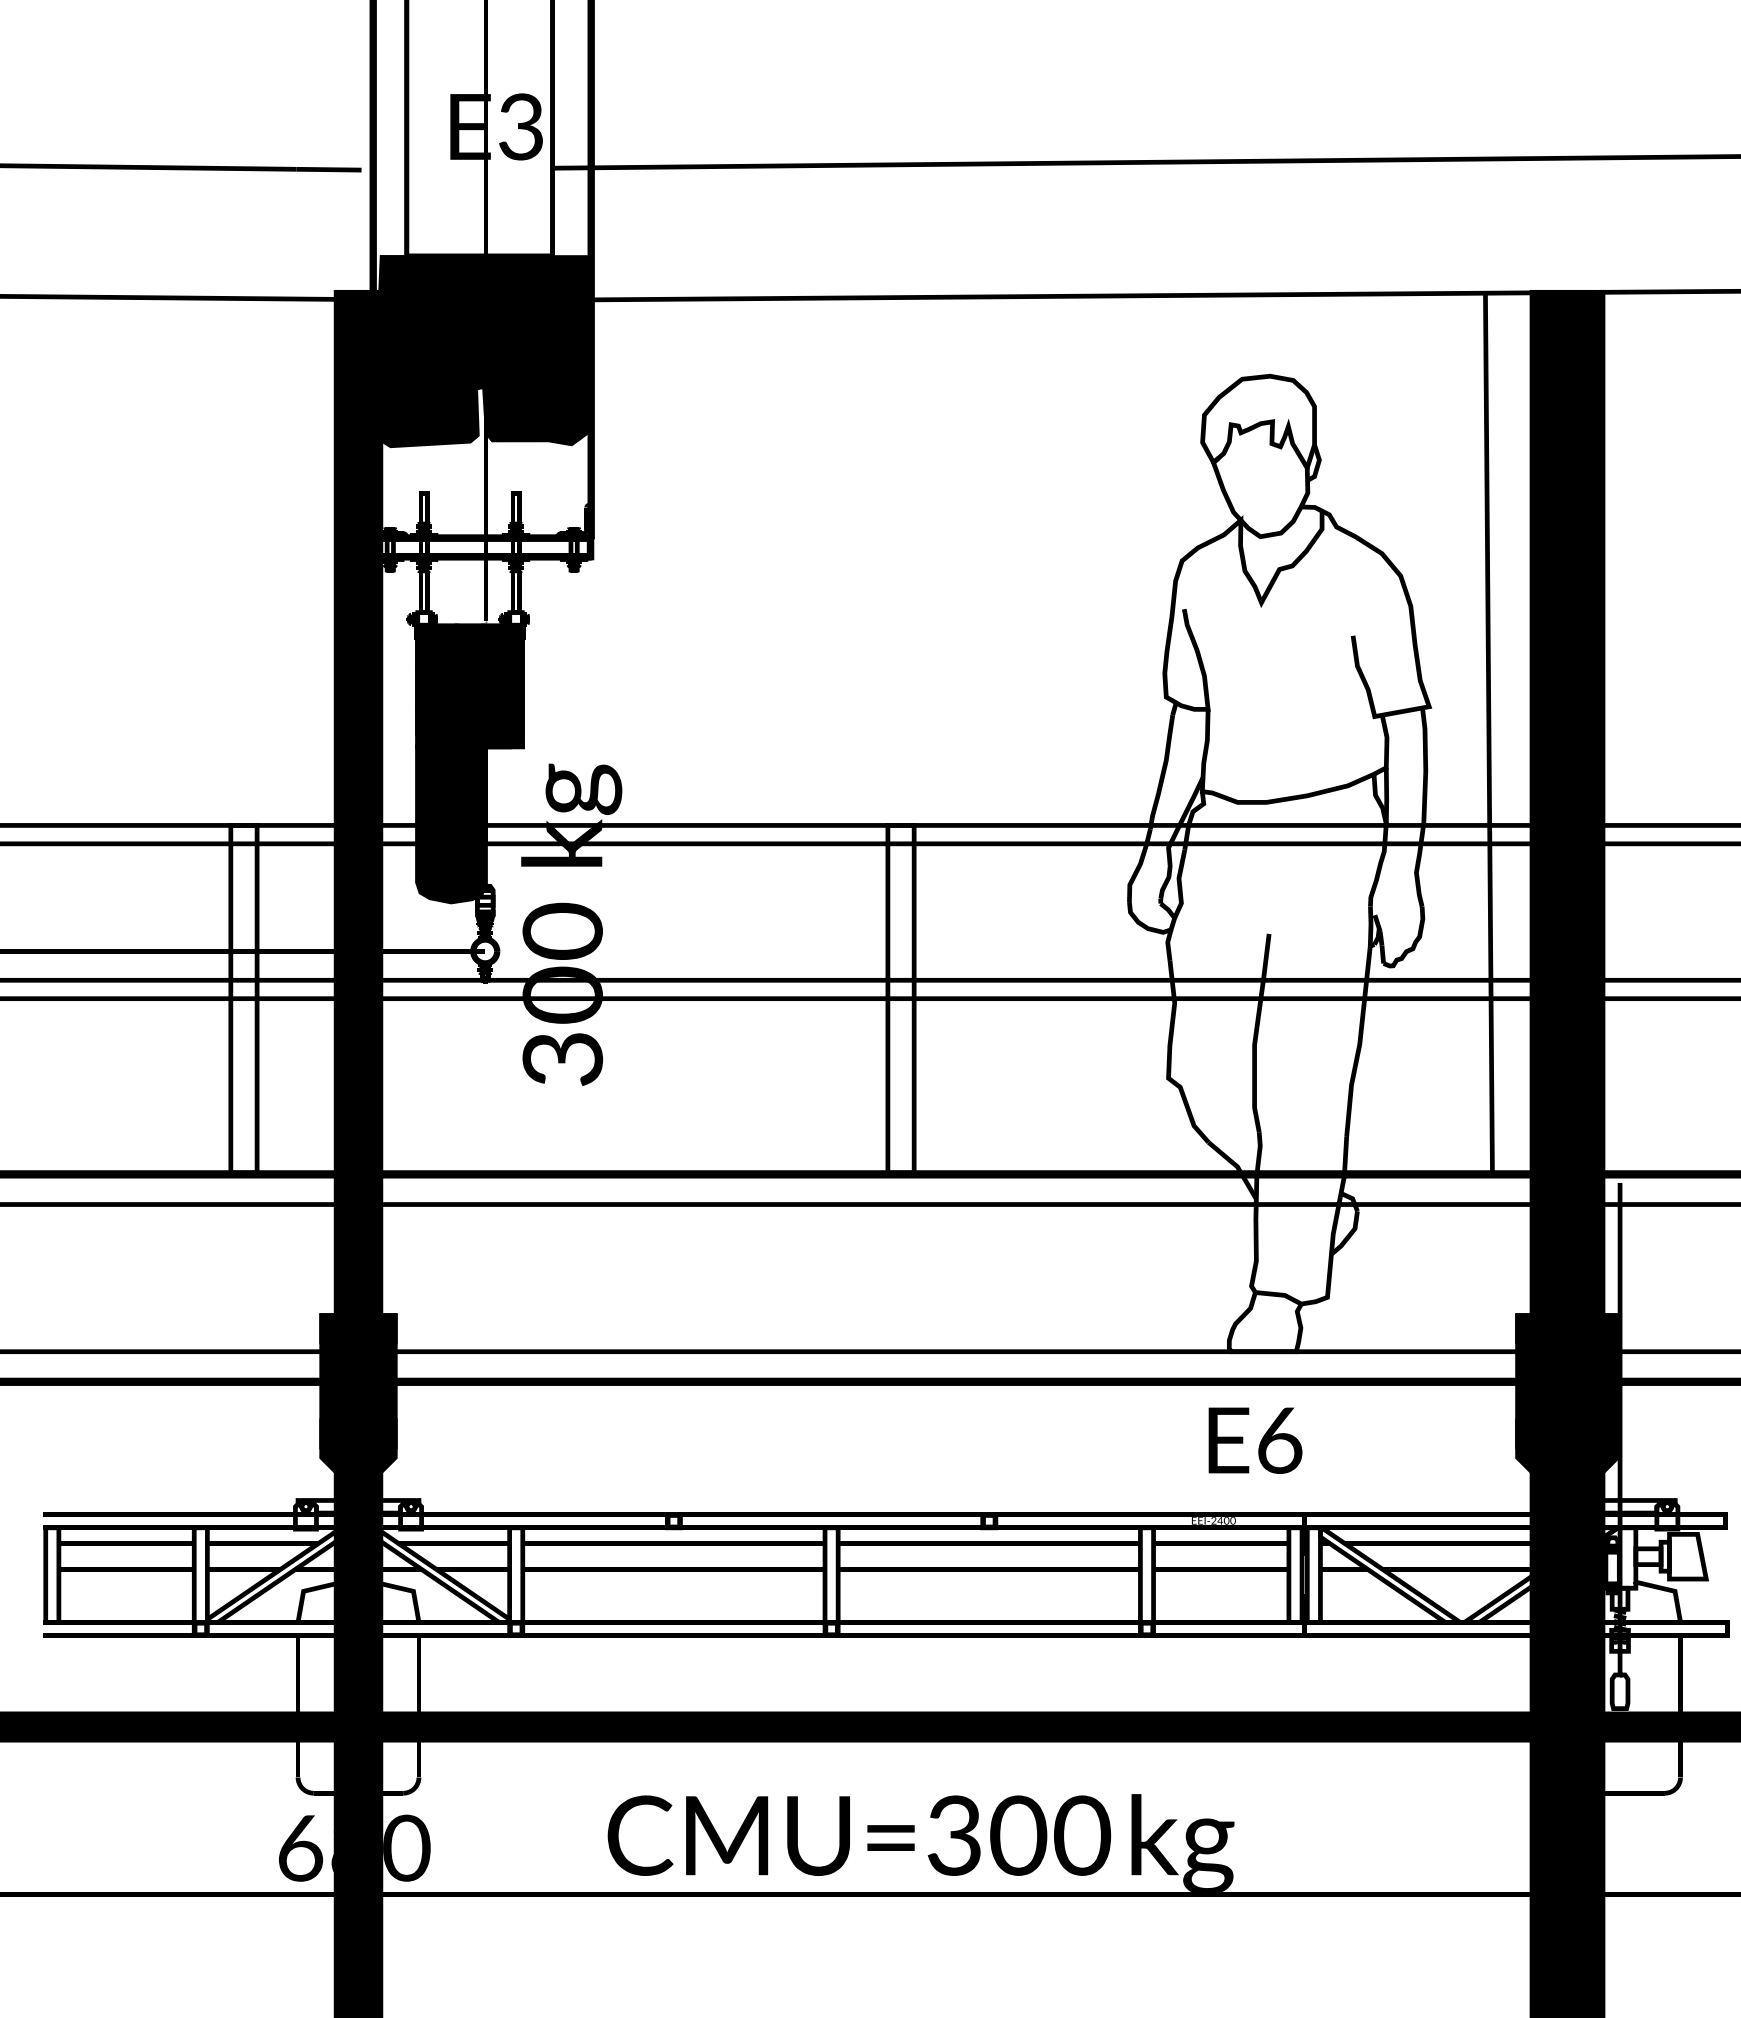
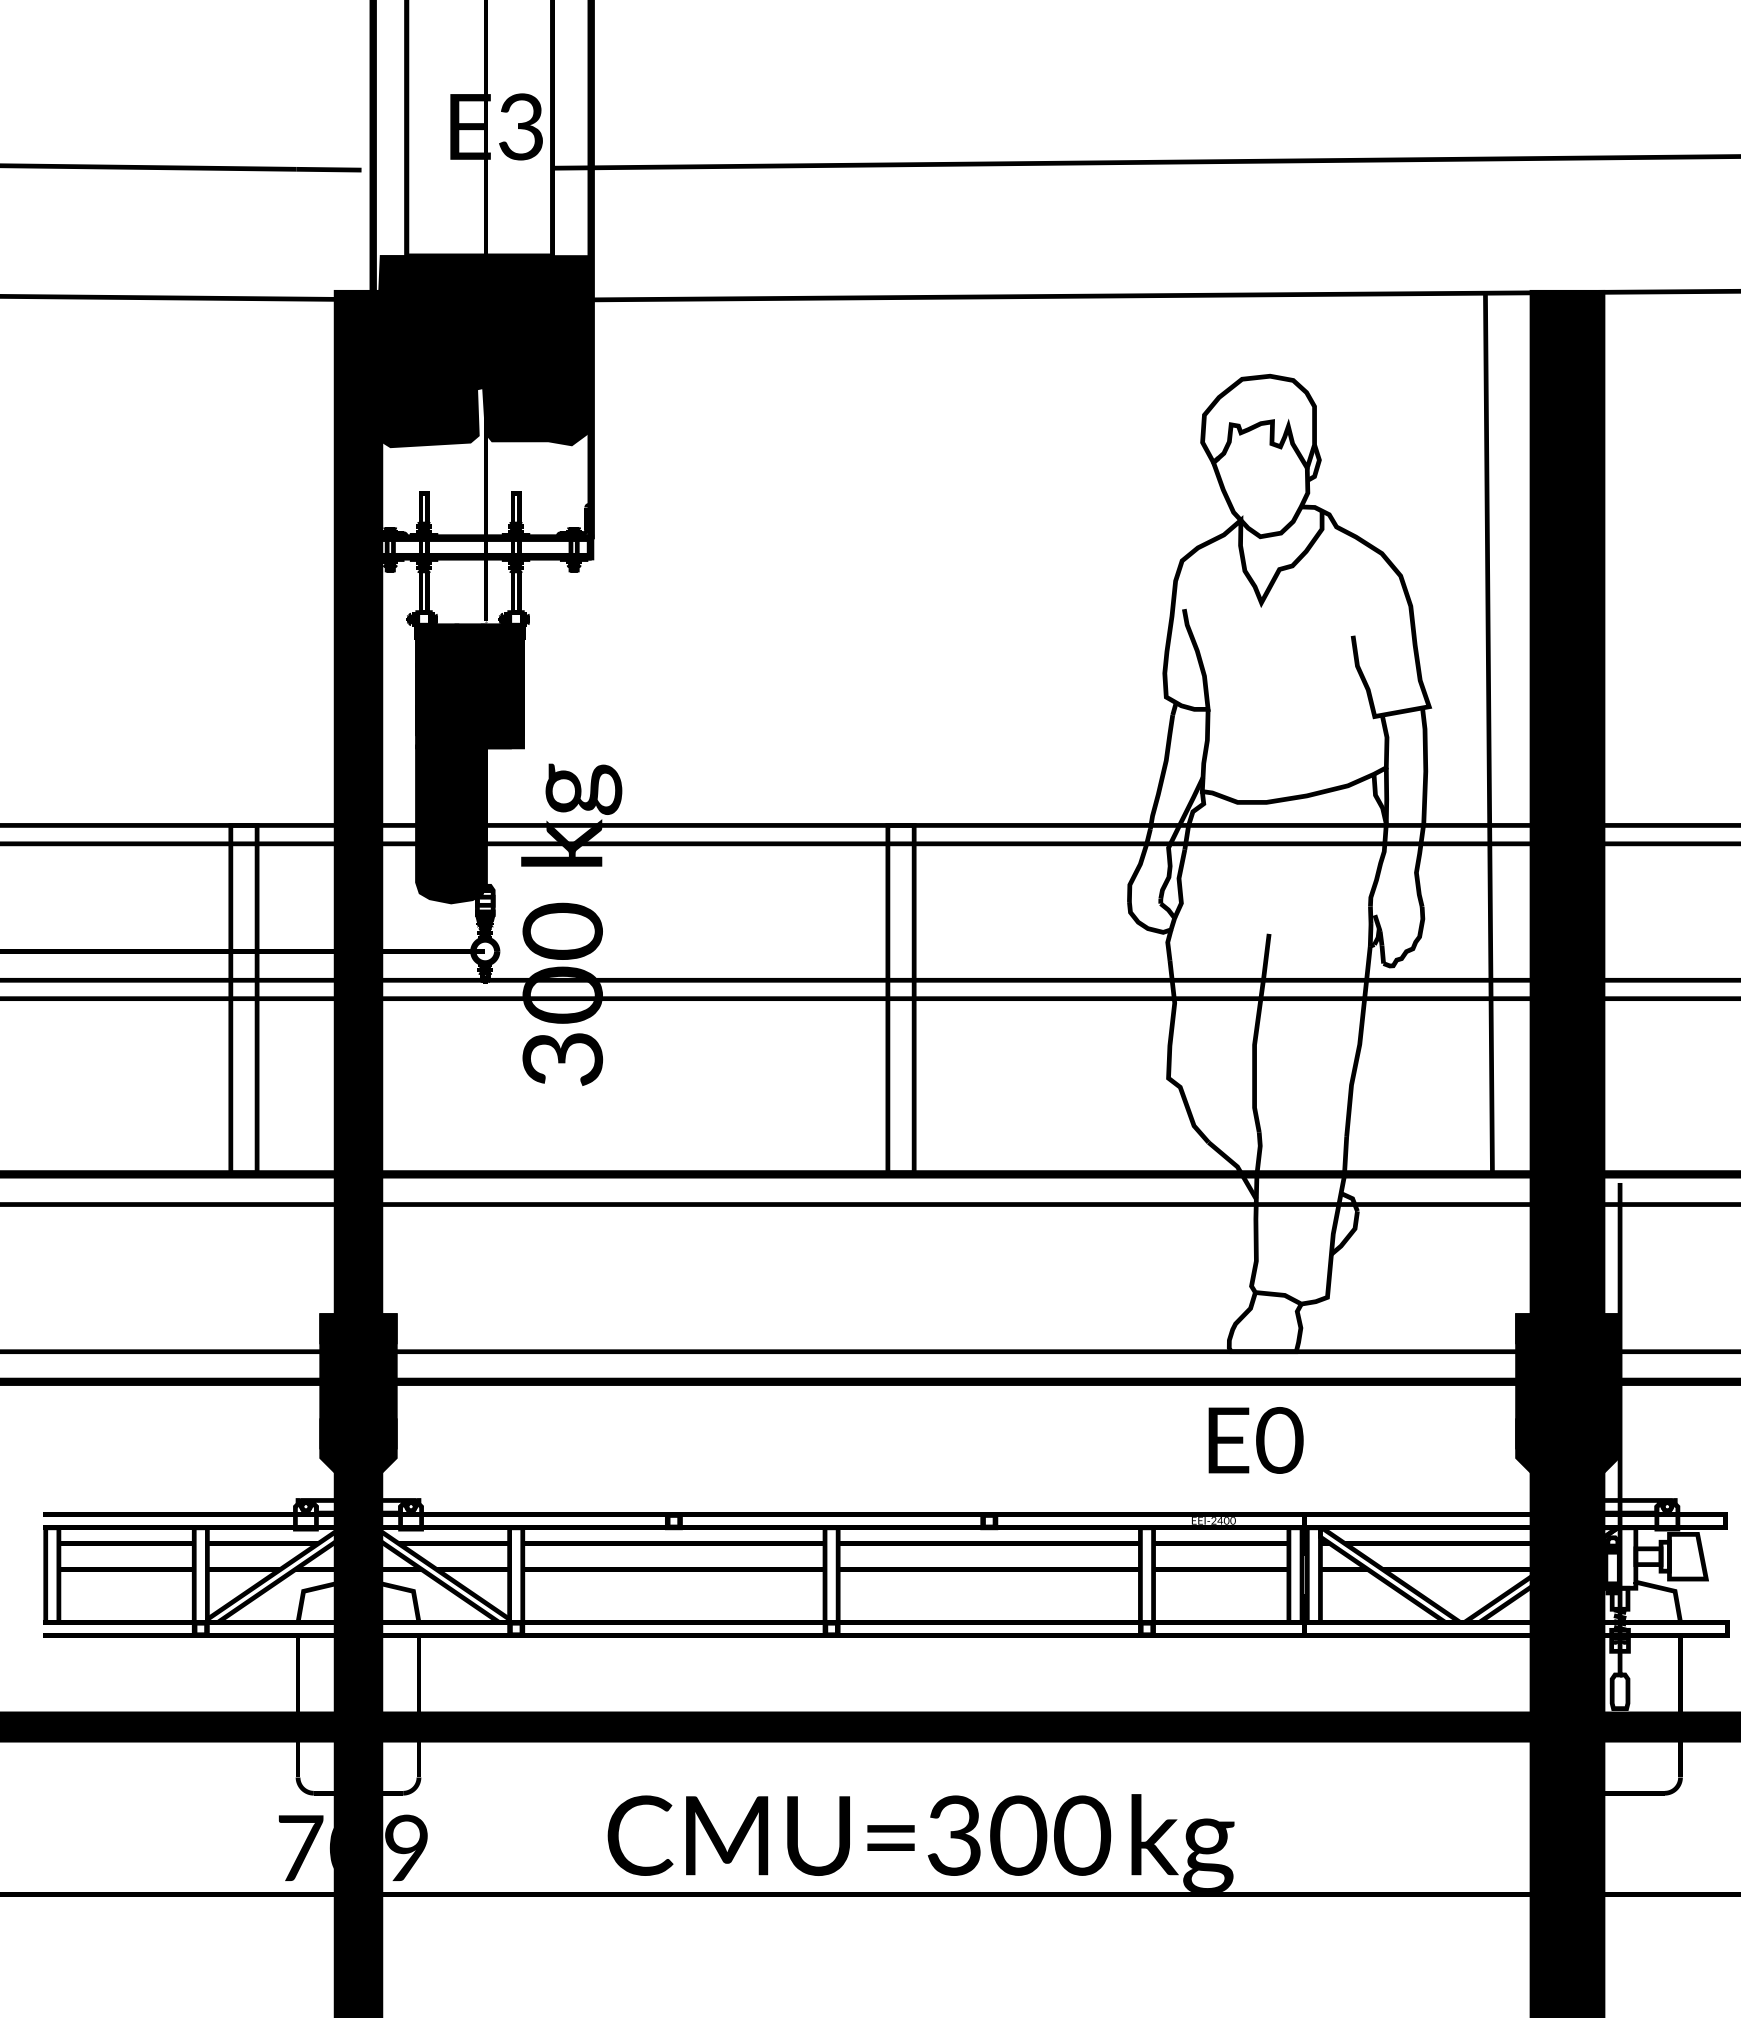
text: E6 -> E0 (1279, 1440)
text: 680 -> 709 (354, 1848)
